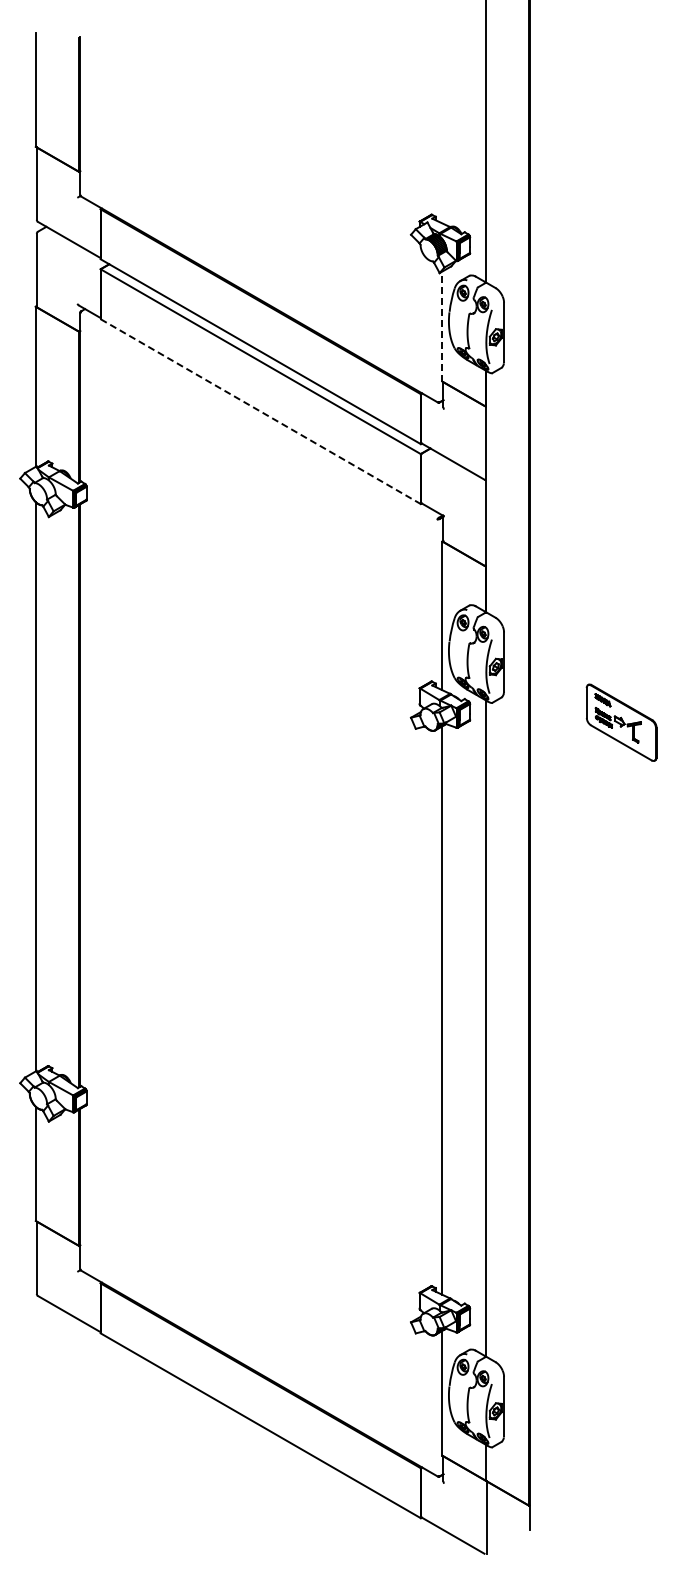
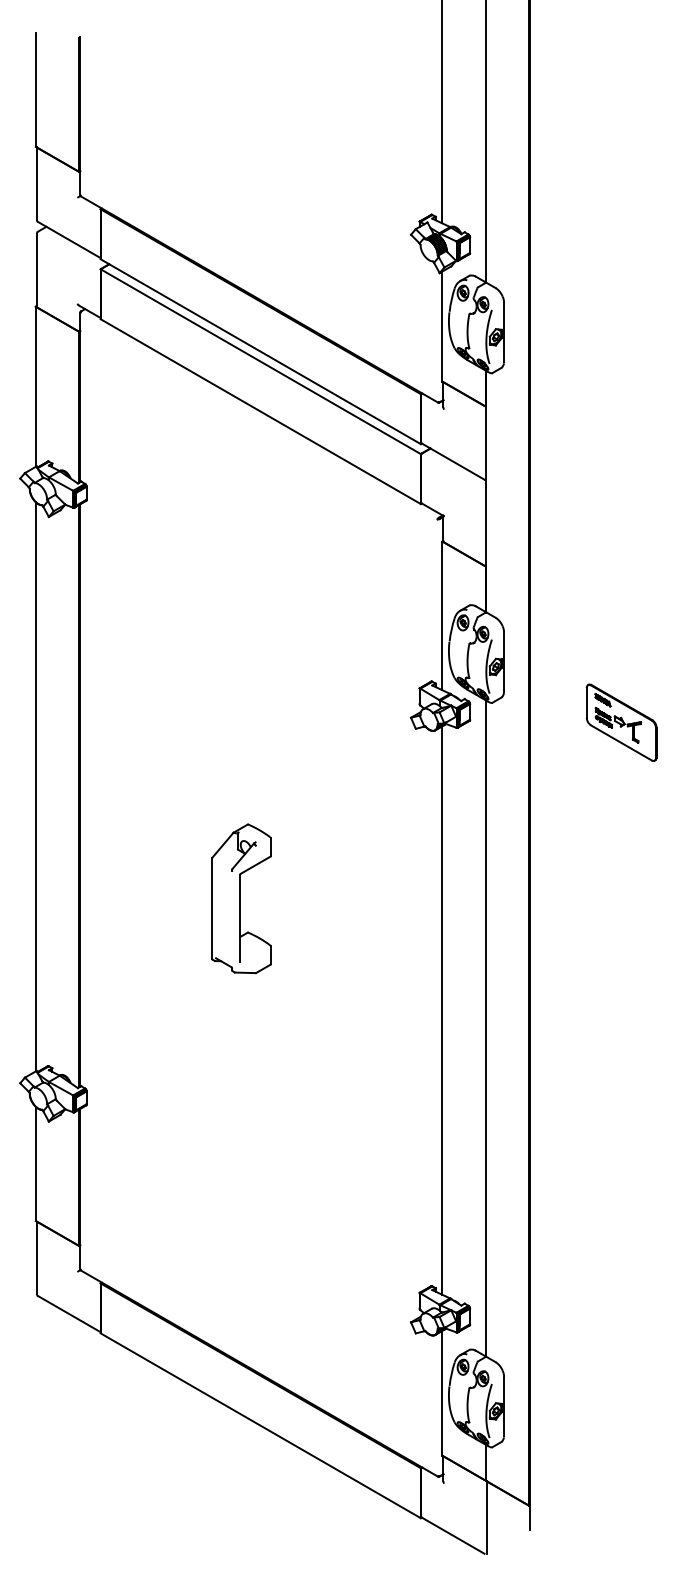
line: none -> present (442, 112)
line: dashed -> solid (442, 326)
line: dashed -> solid (260, 411)
part: none -> present (241, 898)
